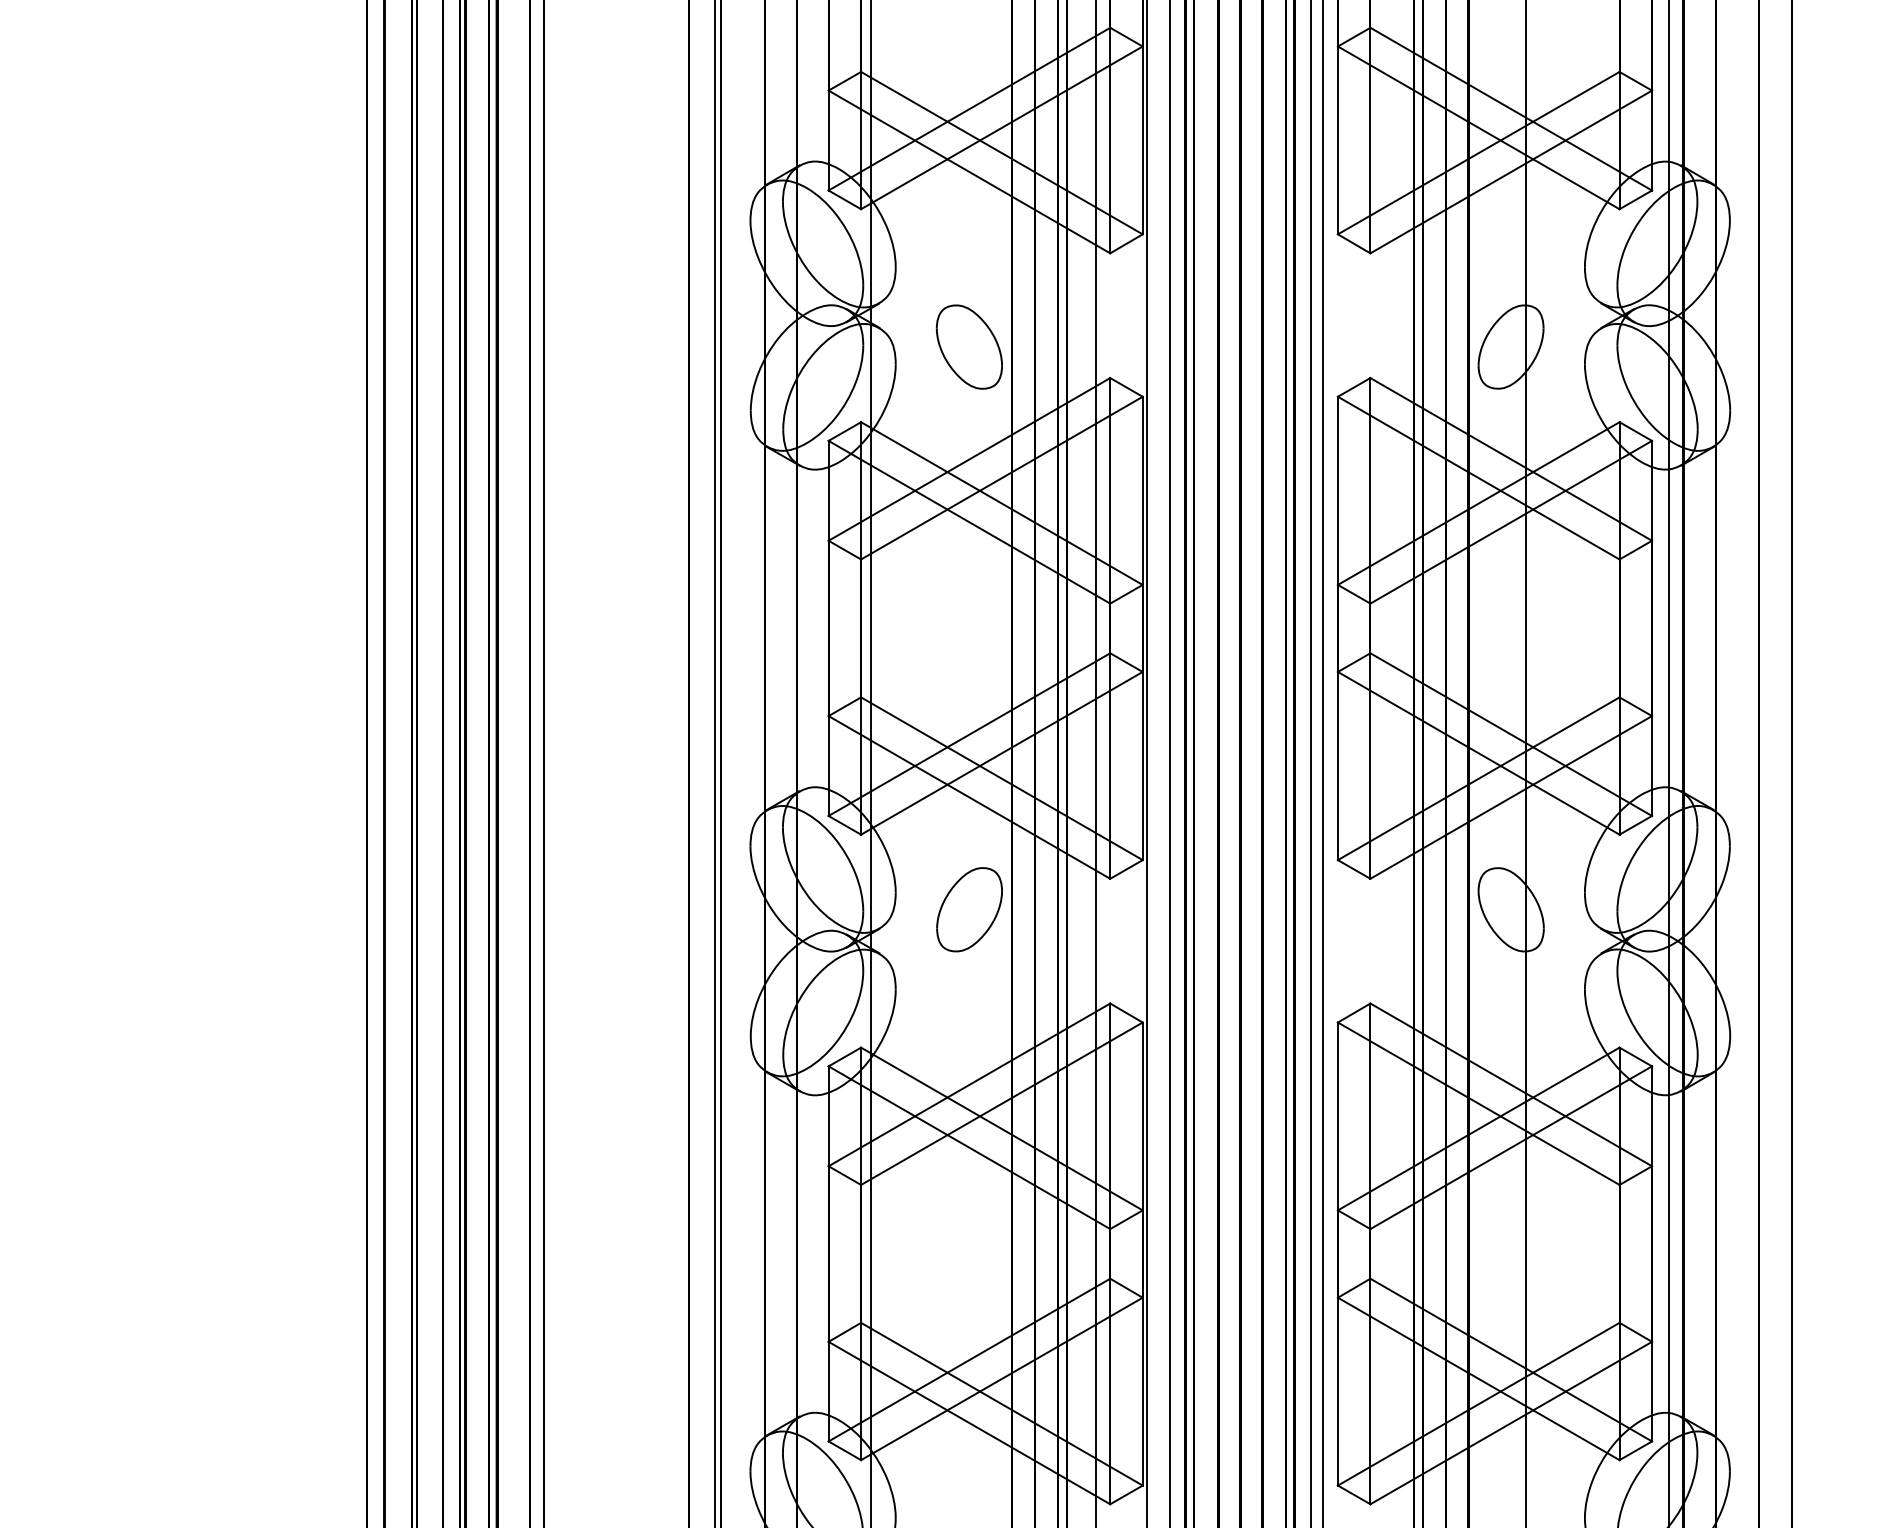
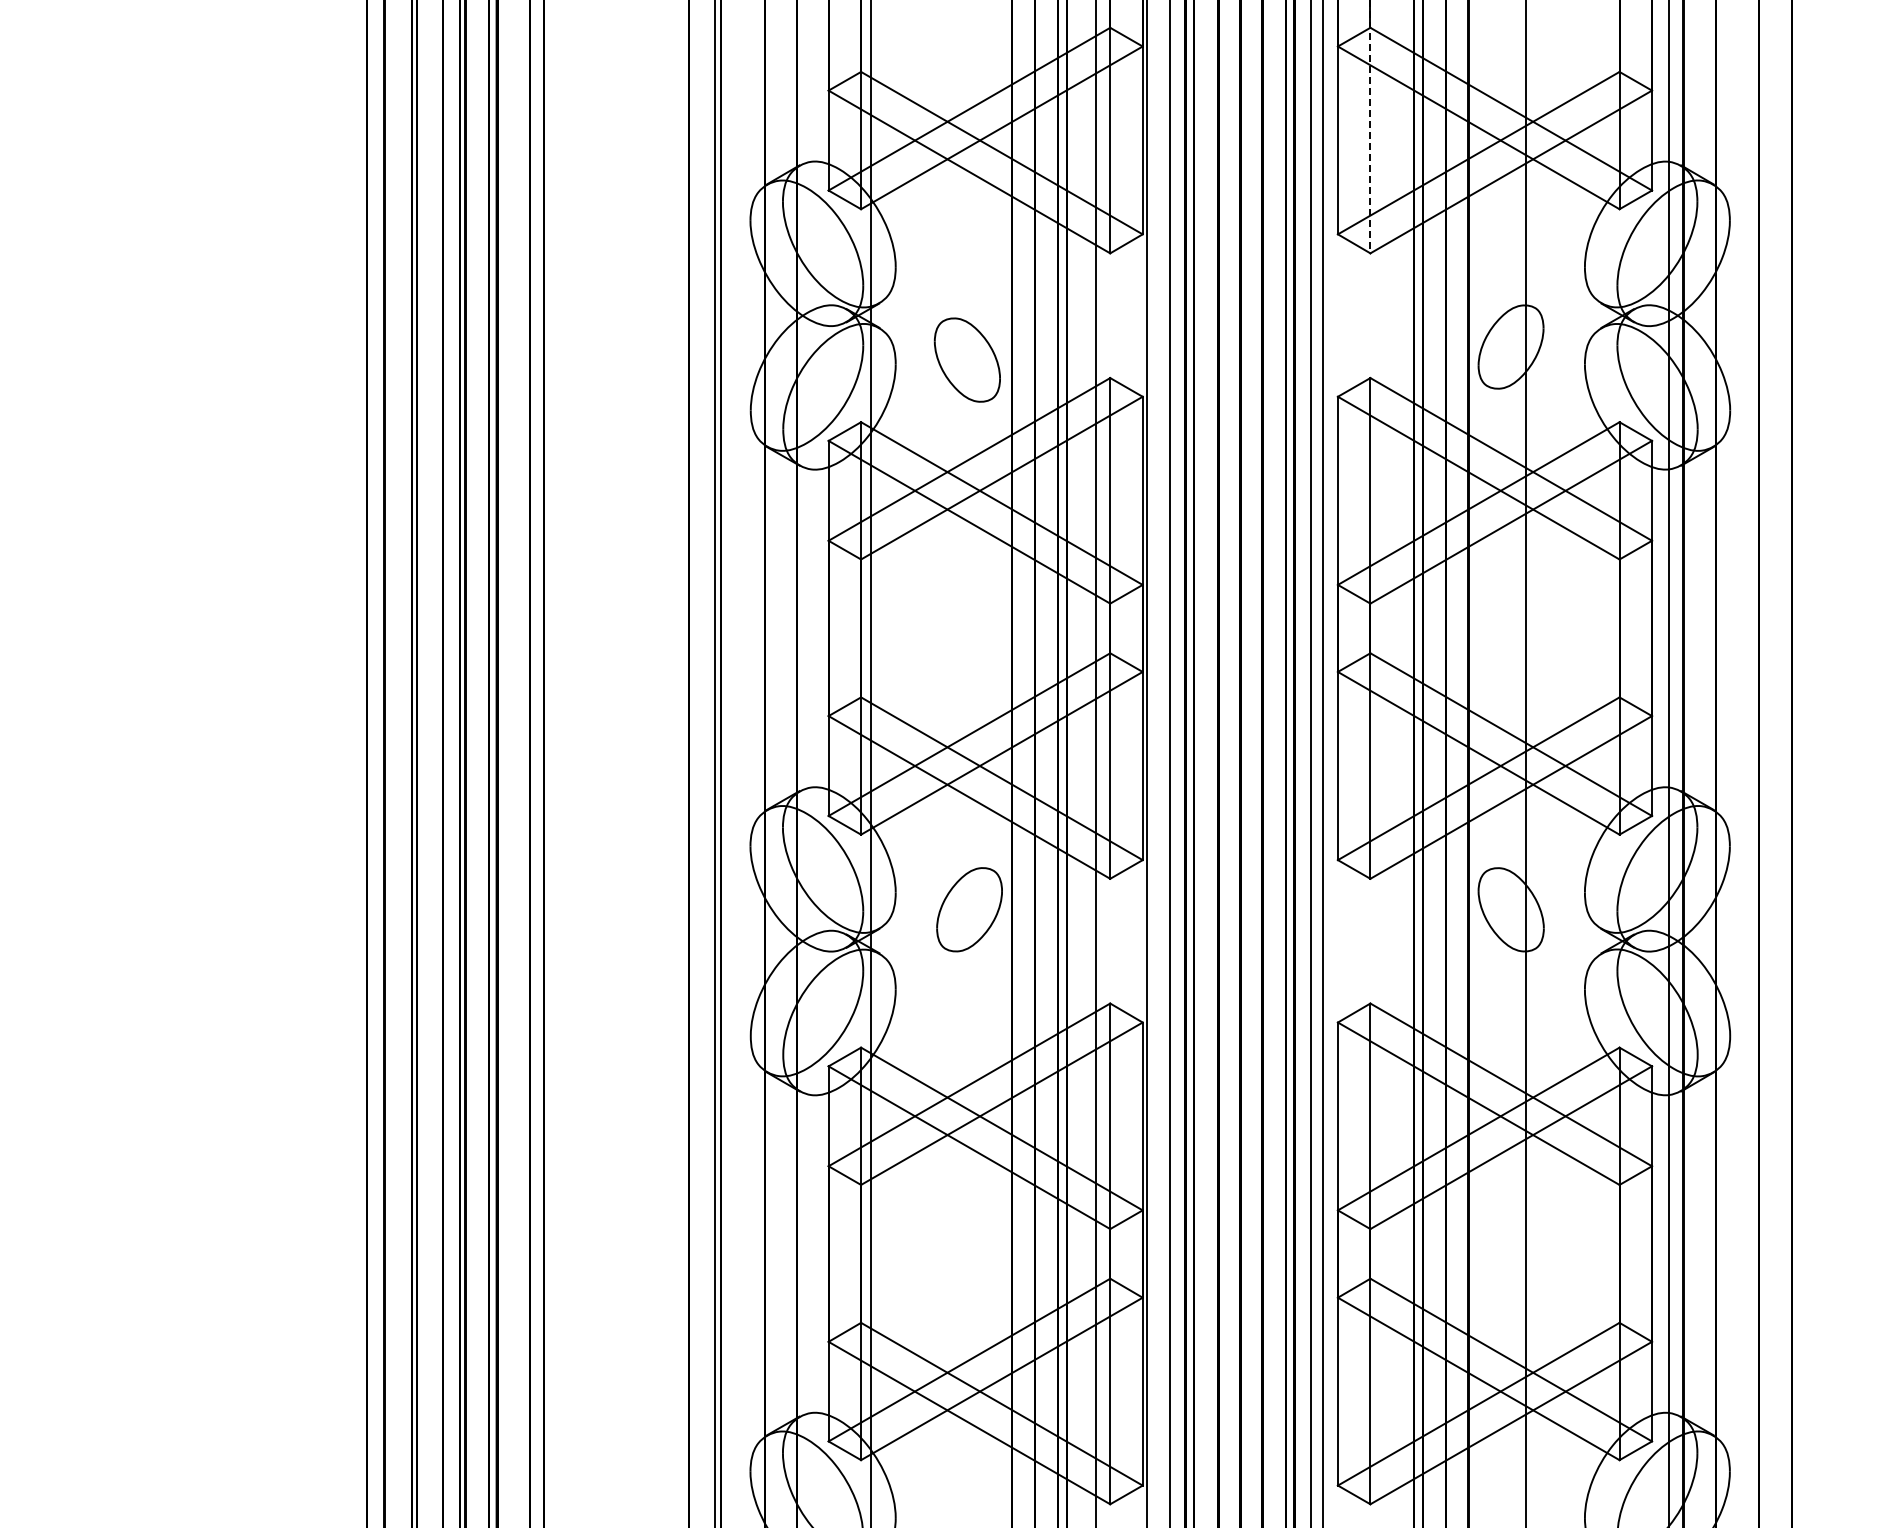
line: solid -> dashed (1370, 126)
part position: (968, 346) -> (966, 359) (966, 359)
